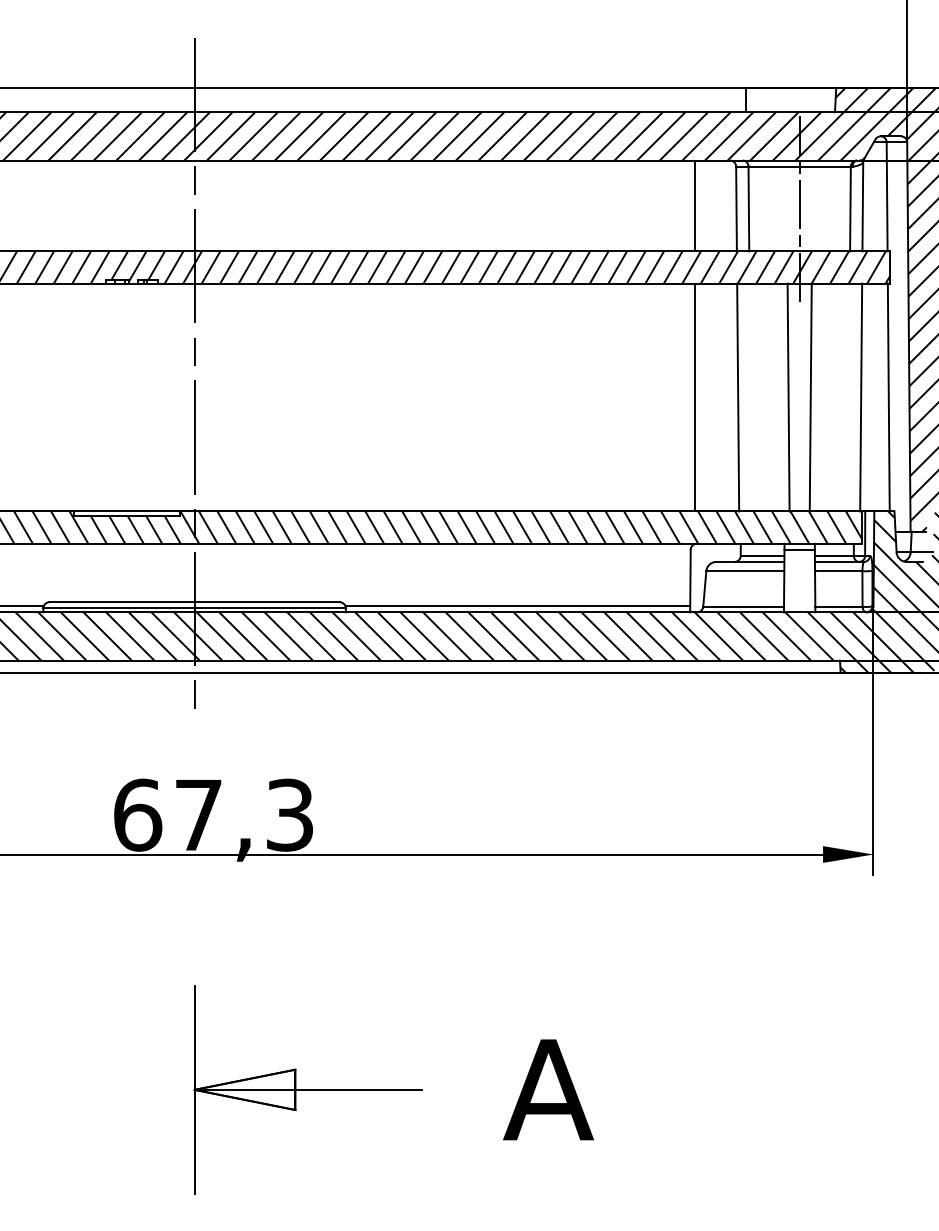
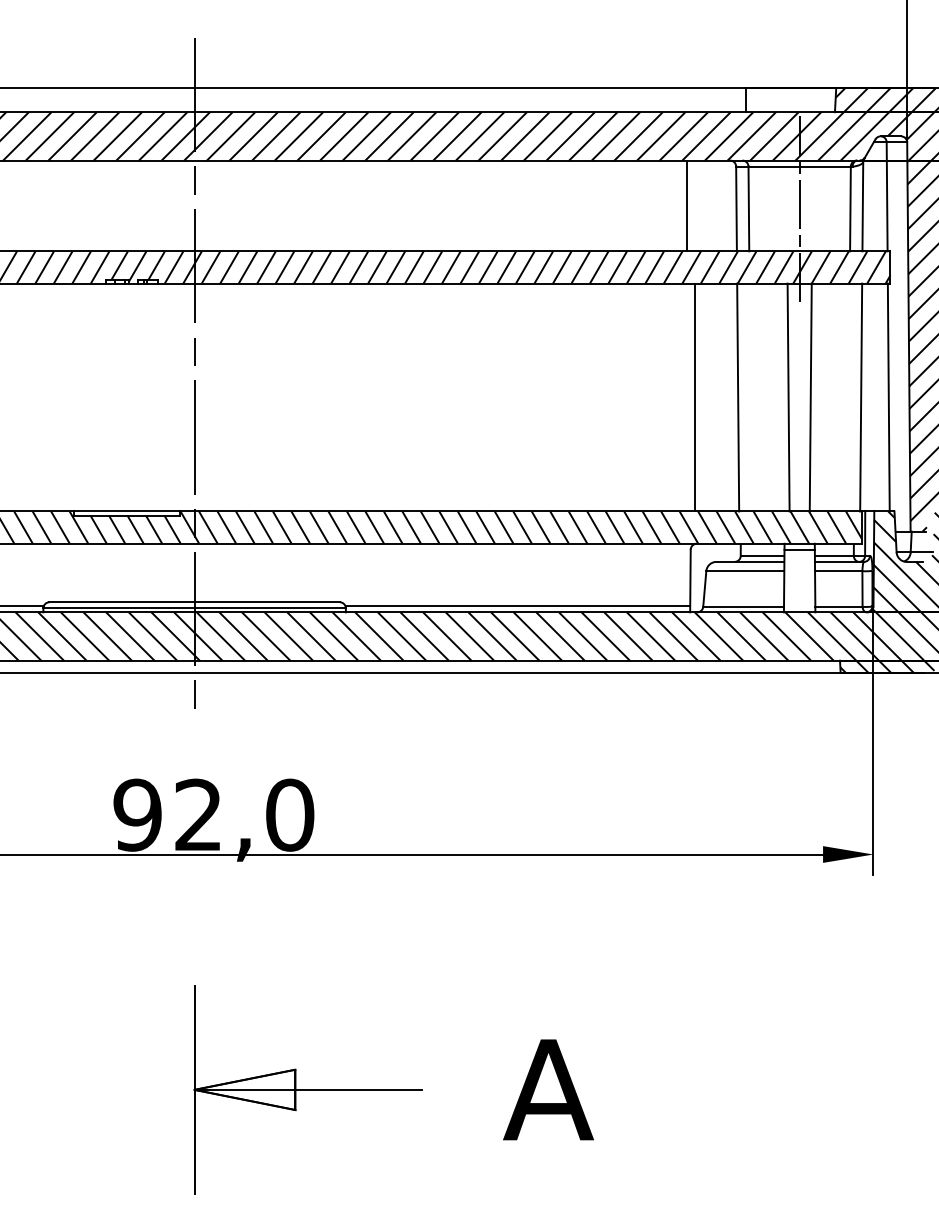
line position: (695, 205) -> (687, 205) (687, 205)
text: 67,3 -> 92,0 (213, 814)
